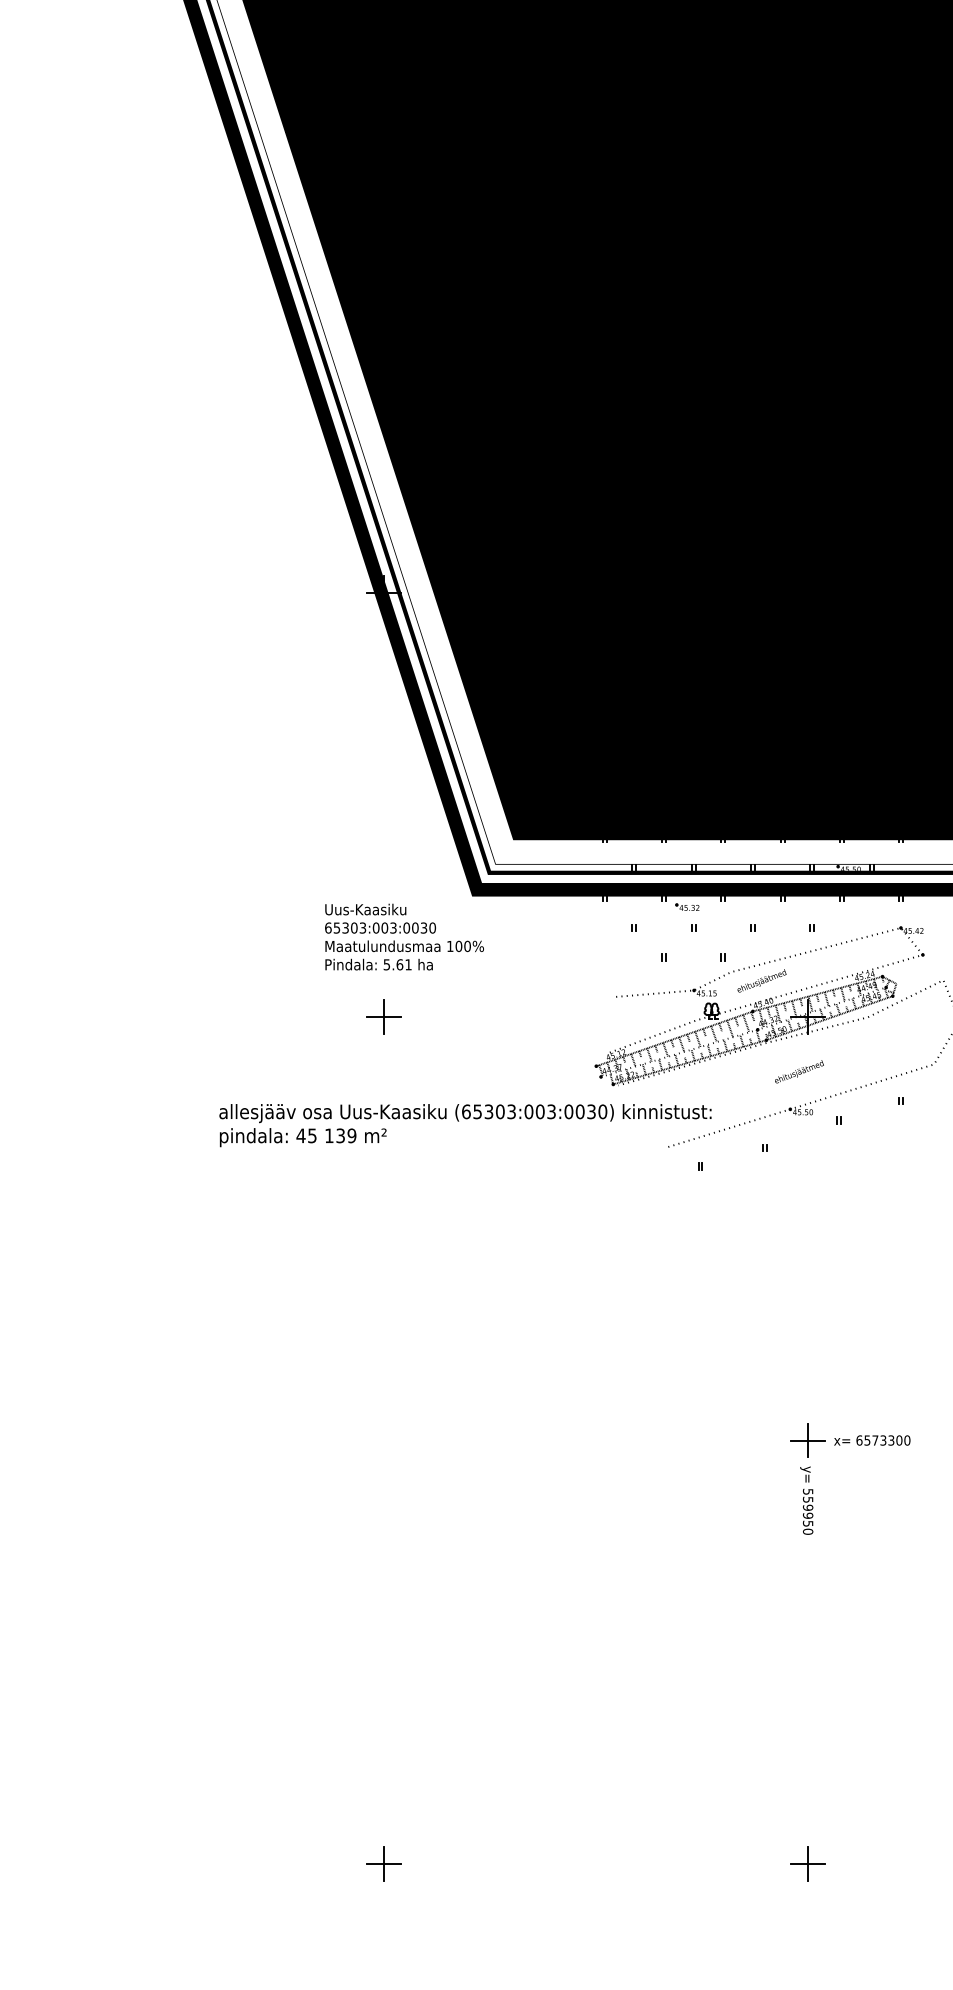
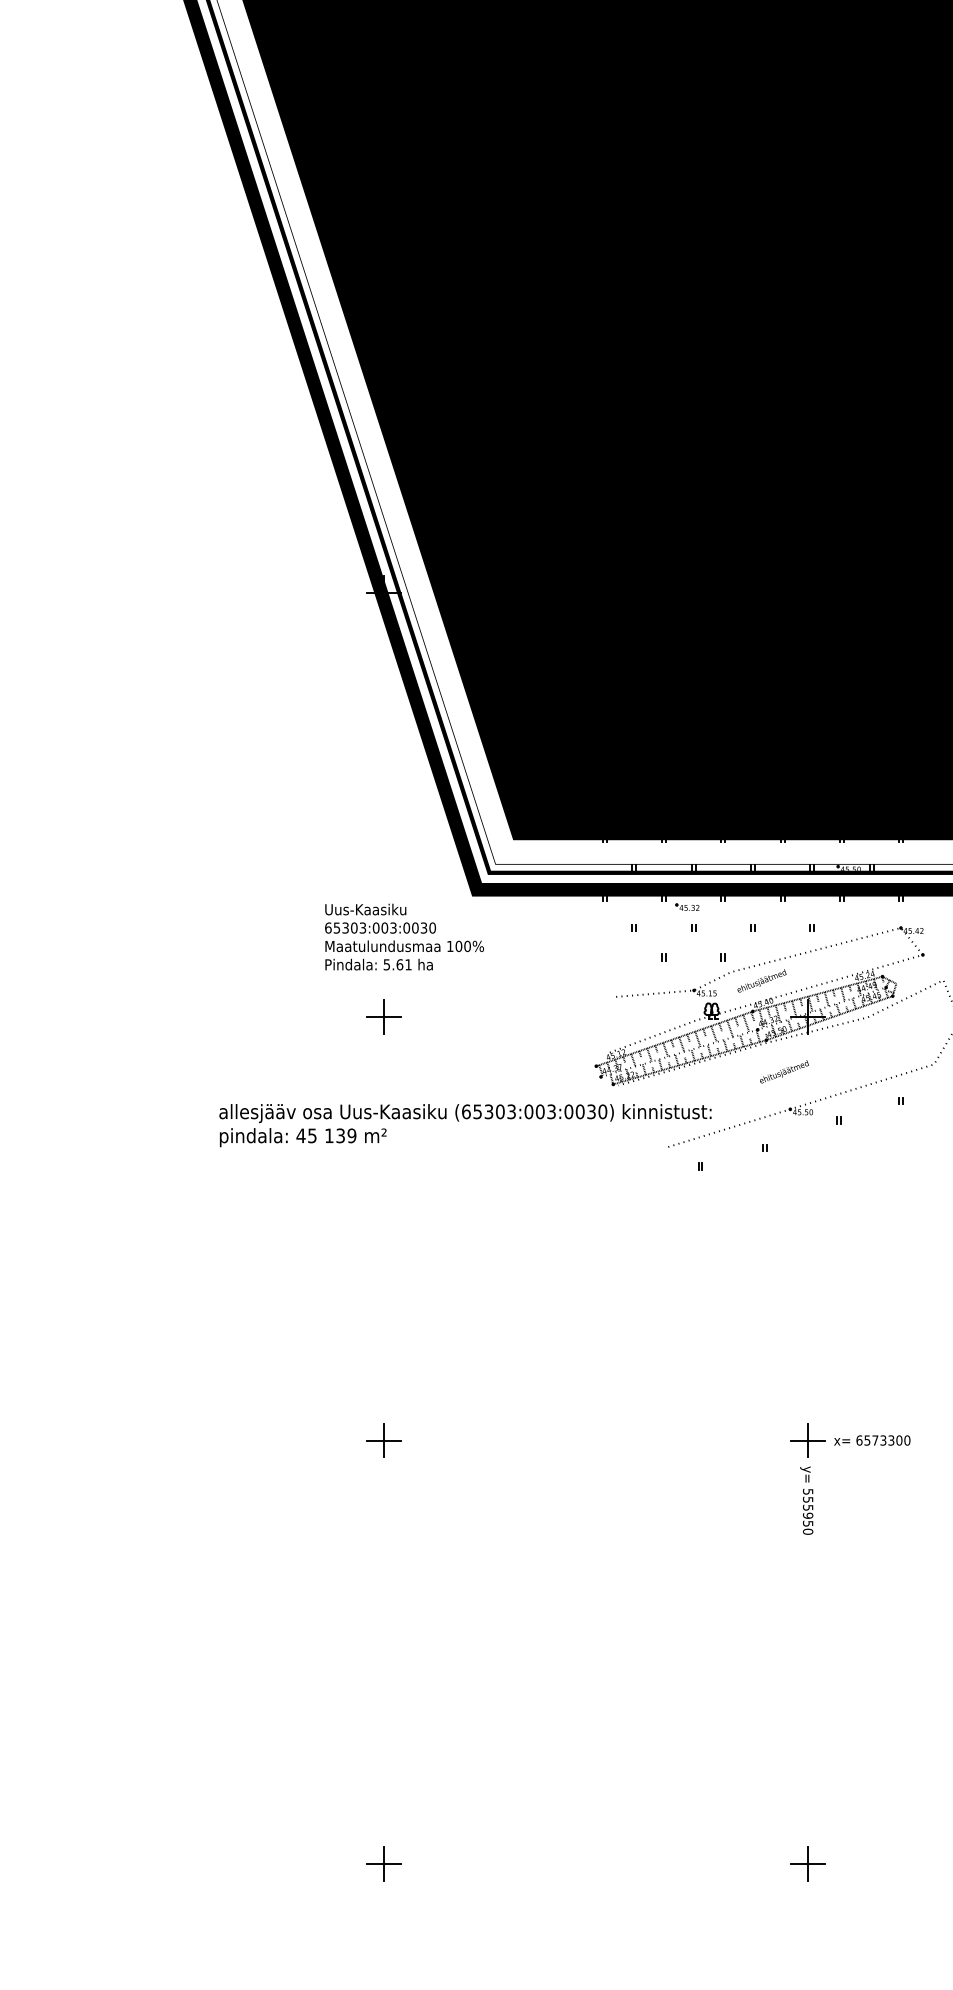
text position: (799, 1071) -> (784, 1071) (784, 1071)
part: none -> present (383, 1440)
text: 559950 -> 555950 (808, 1507)
